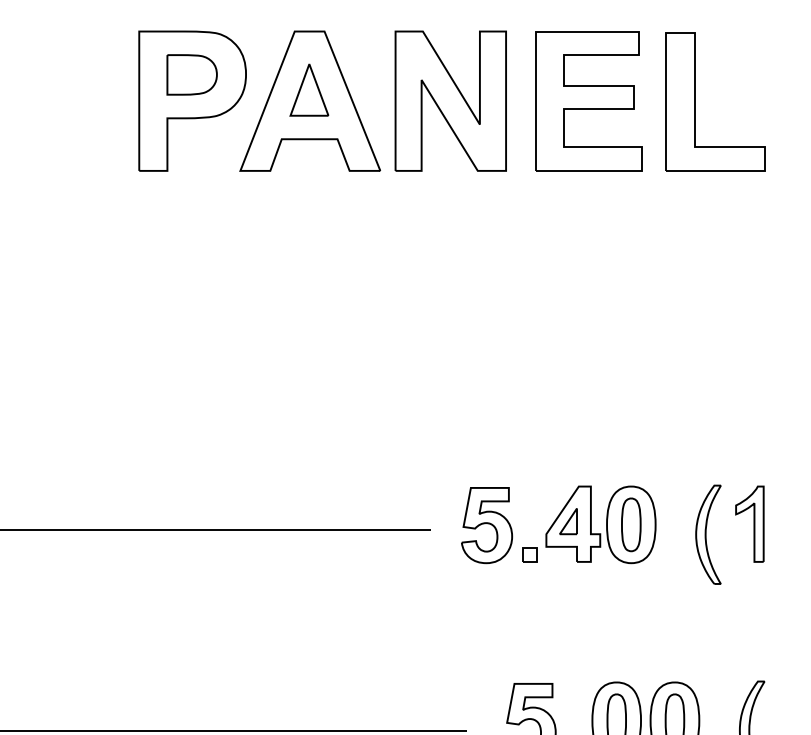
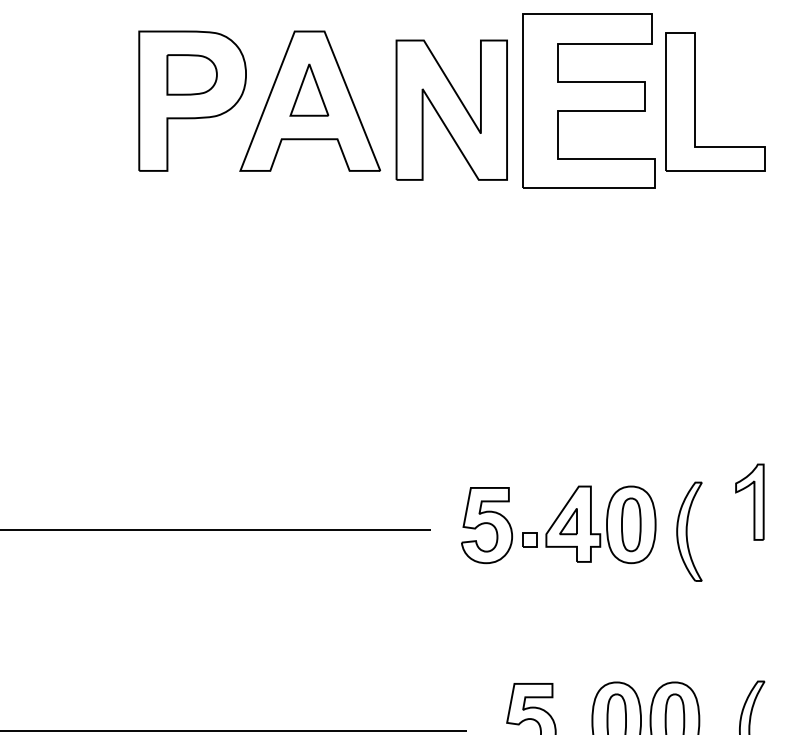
part position: (450, 100) -> (451, 109) (451, 109)
part size: 108x141 px -> 134x176 px (588, 100)
part position: (749, 523) -> (749, 501) (749, 501)
part position: (708, 534) -> (689, 531) (689, 531)
part position: (529, 554) -> (529, 539) (529, 539)
